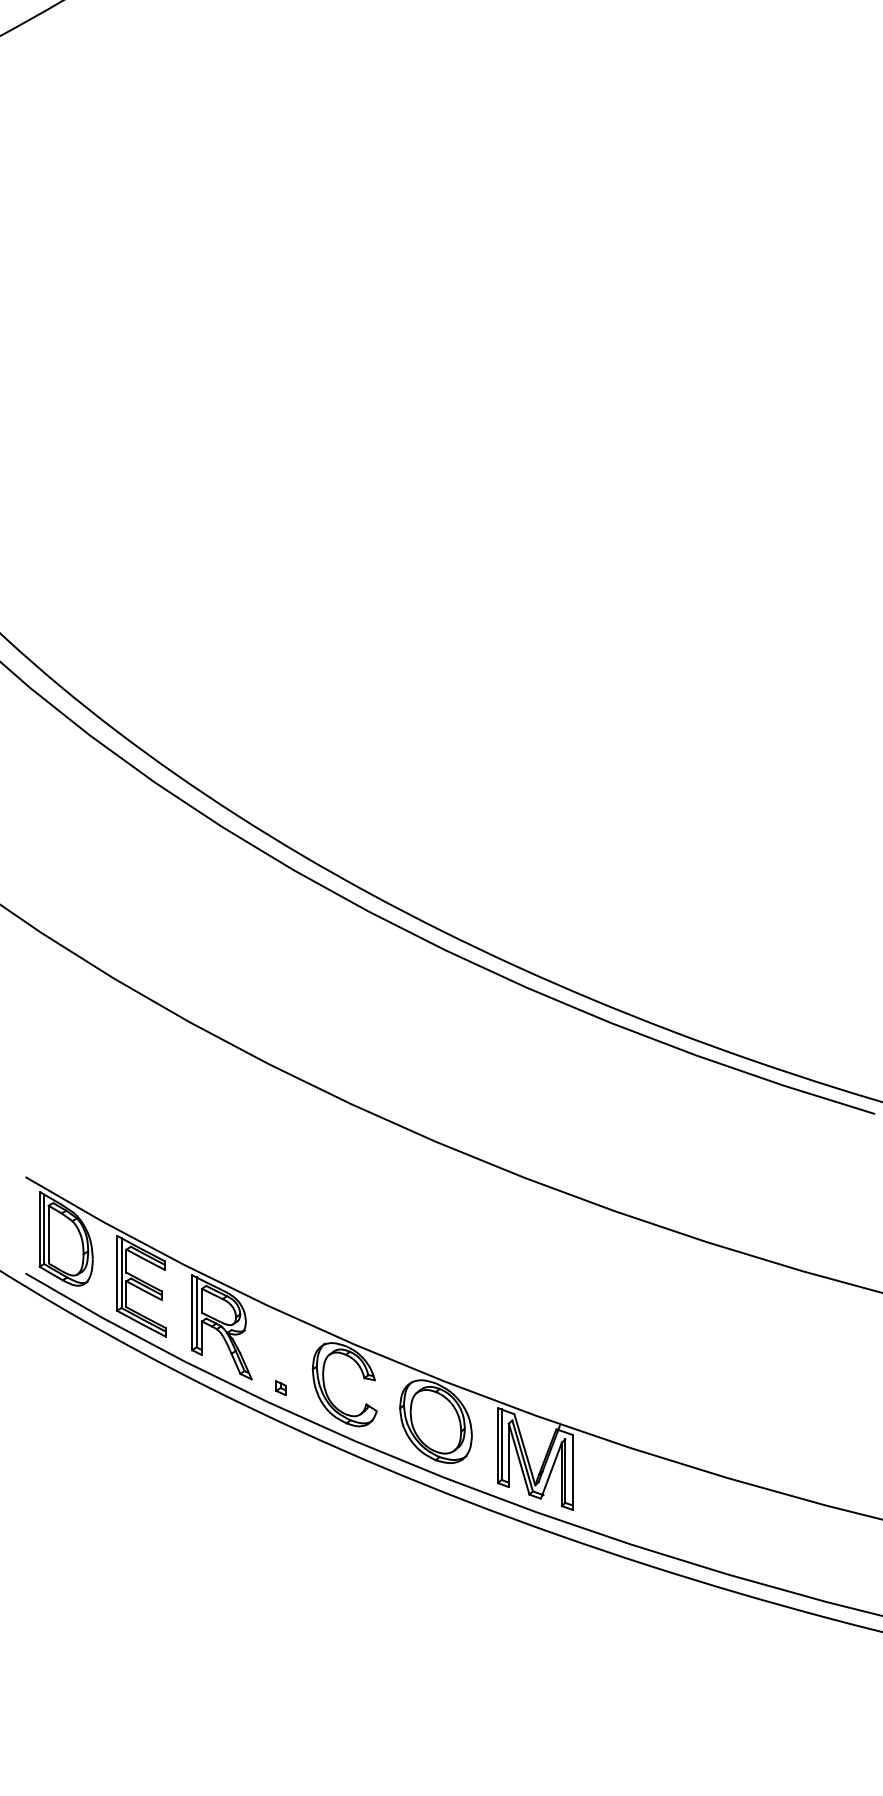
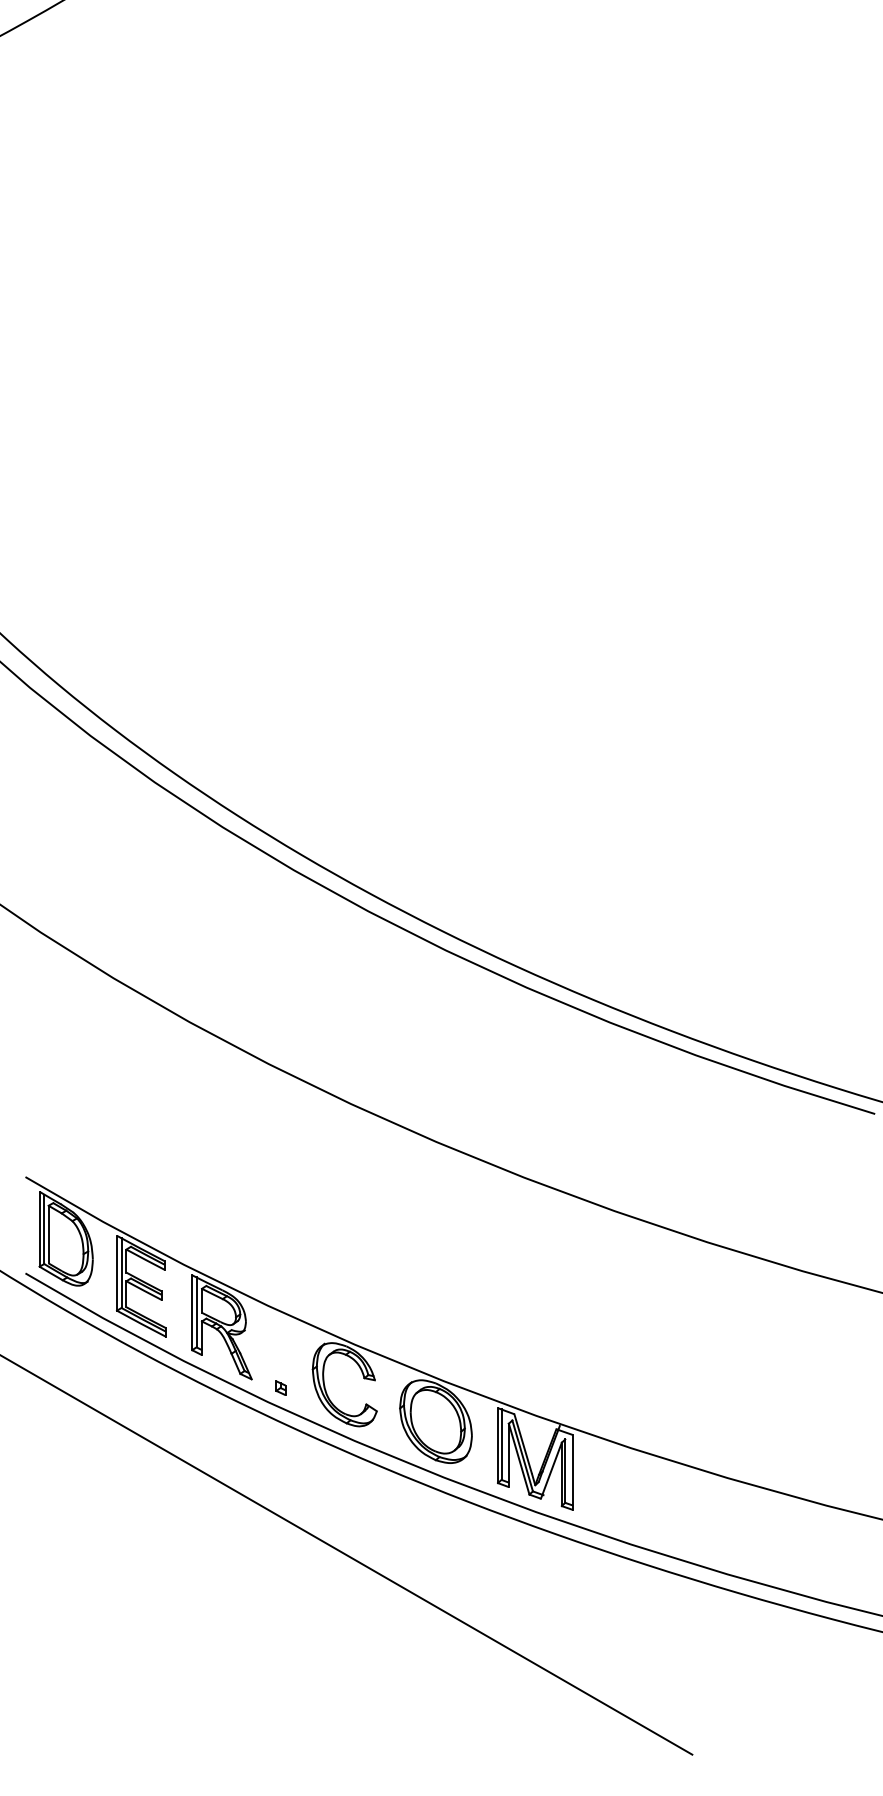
line: none -> present (347, 1555)
